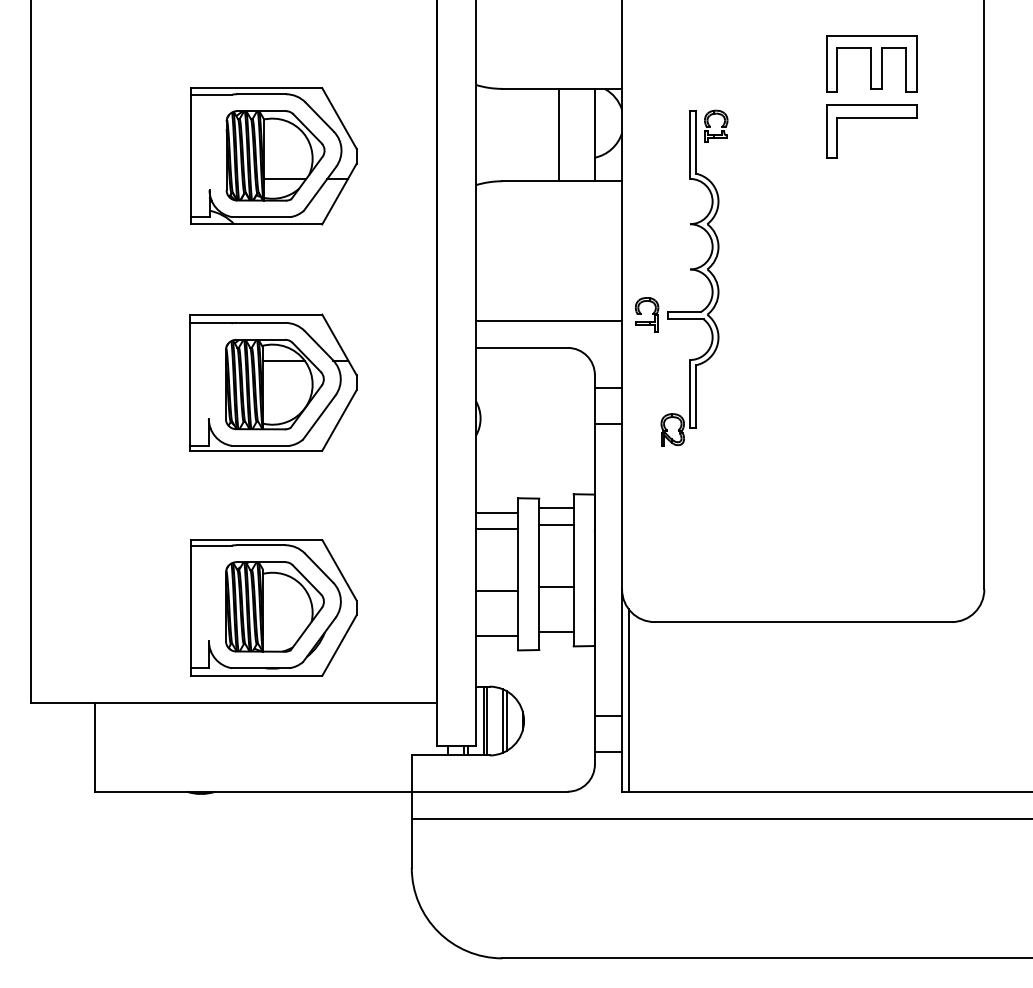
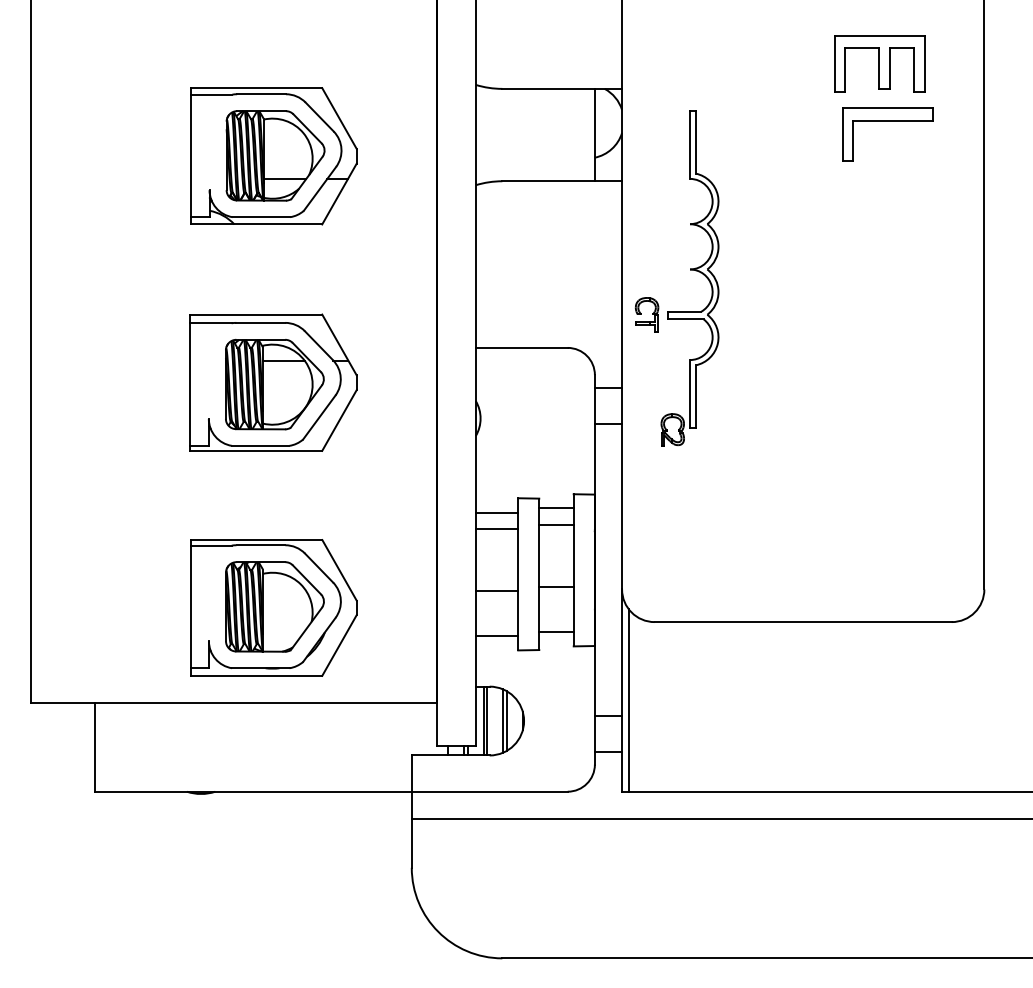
part position: (871, 63) -> (879, 63) (879, 63)
part position: (871, 118) -> (887, 121) (887, 121)
part: present -> none (716, 125)
line: present -> none (558, 134)
line: present -> none (548, 320)
